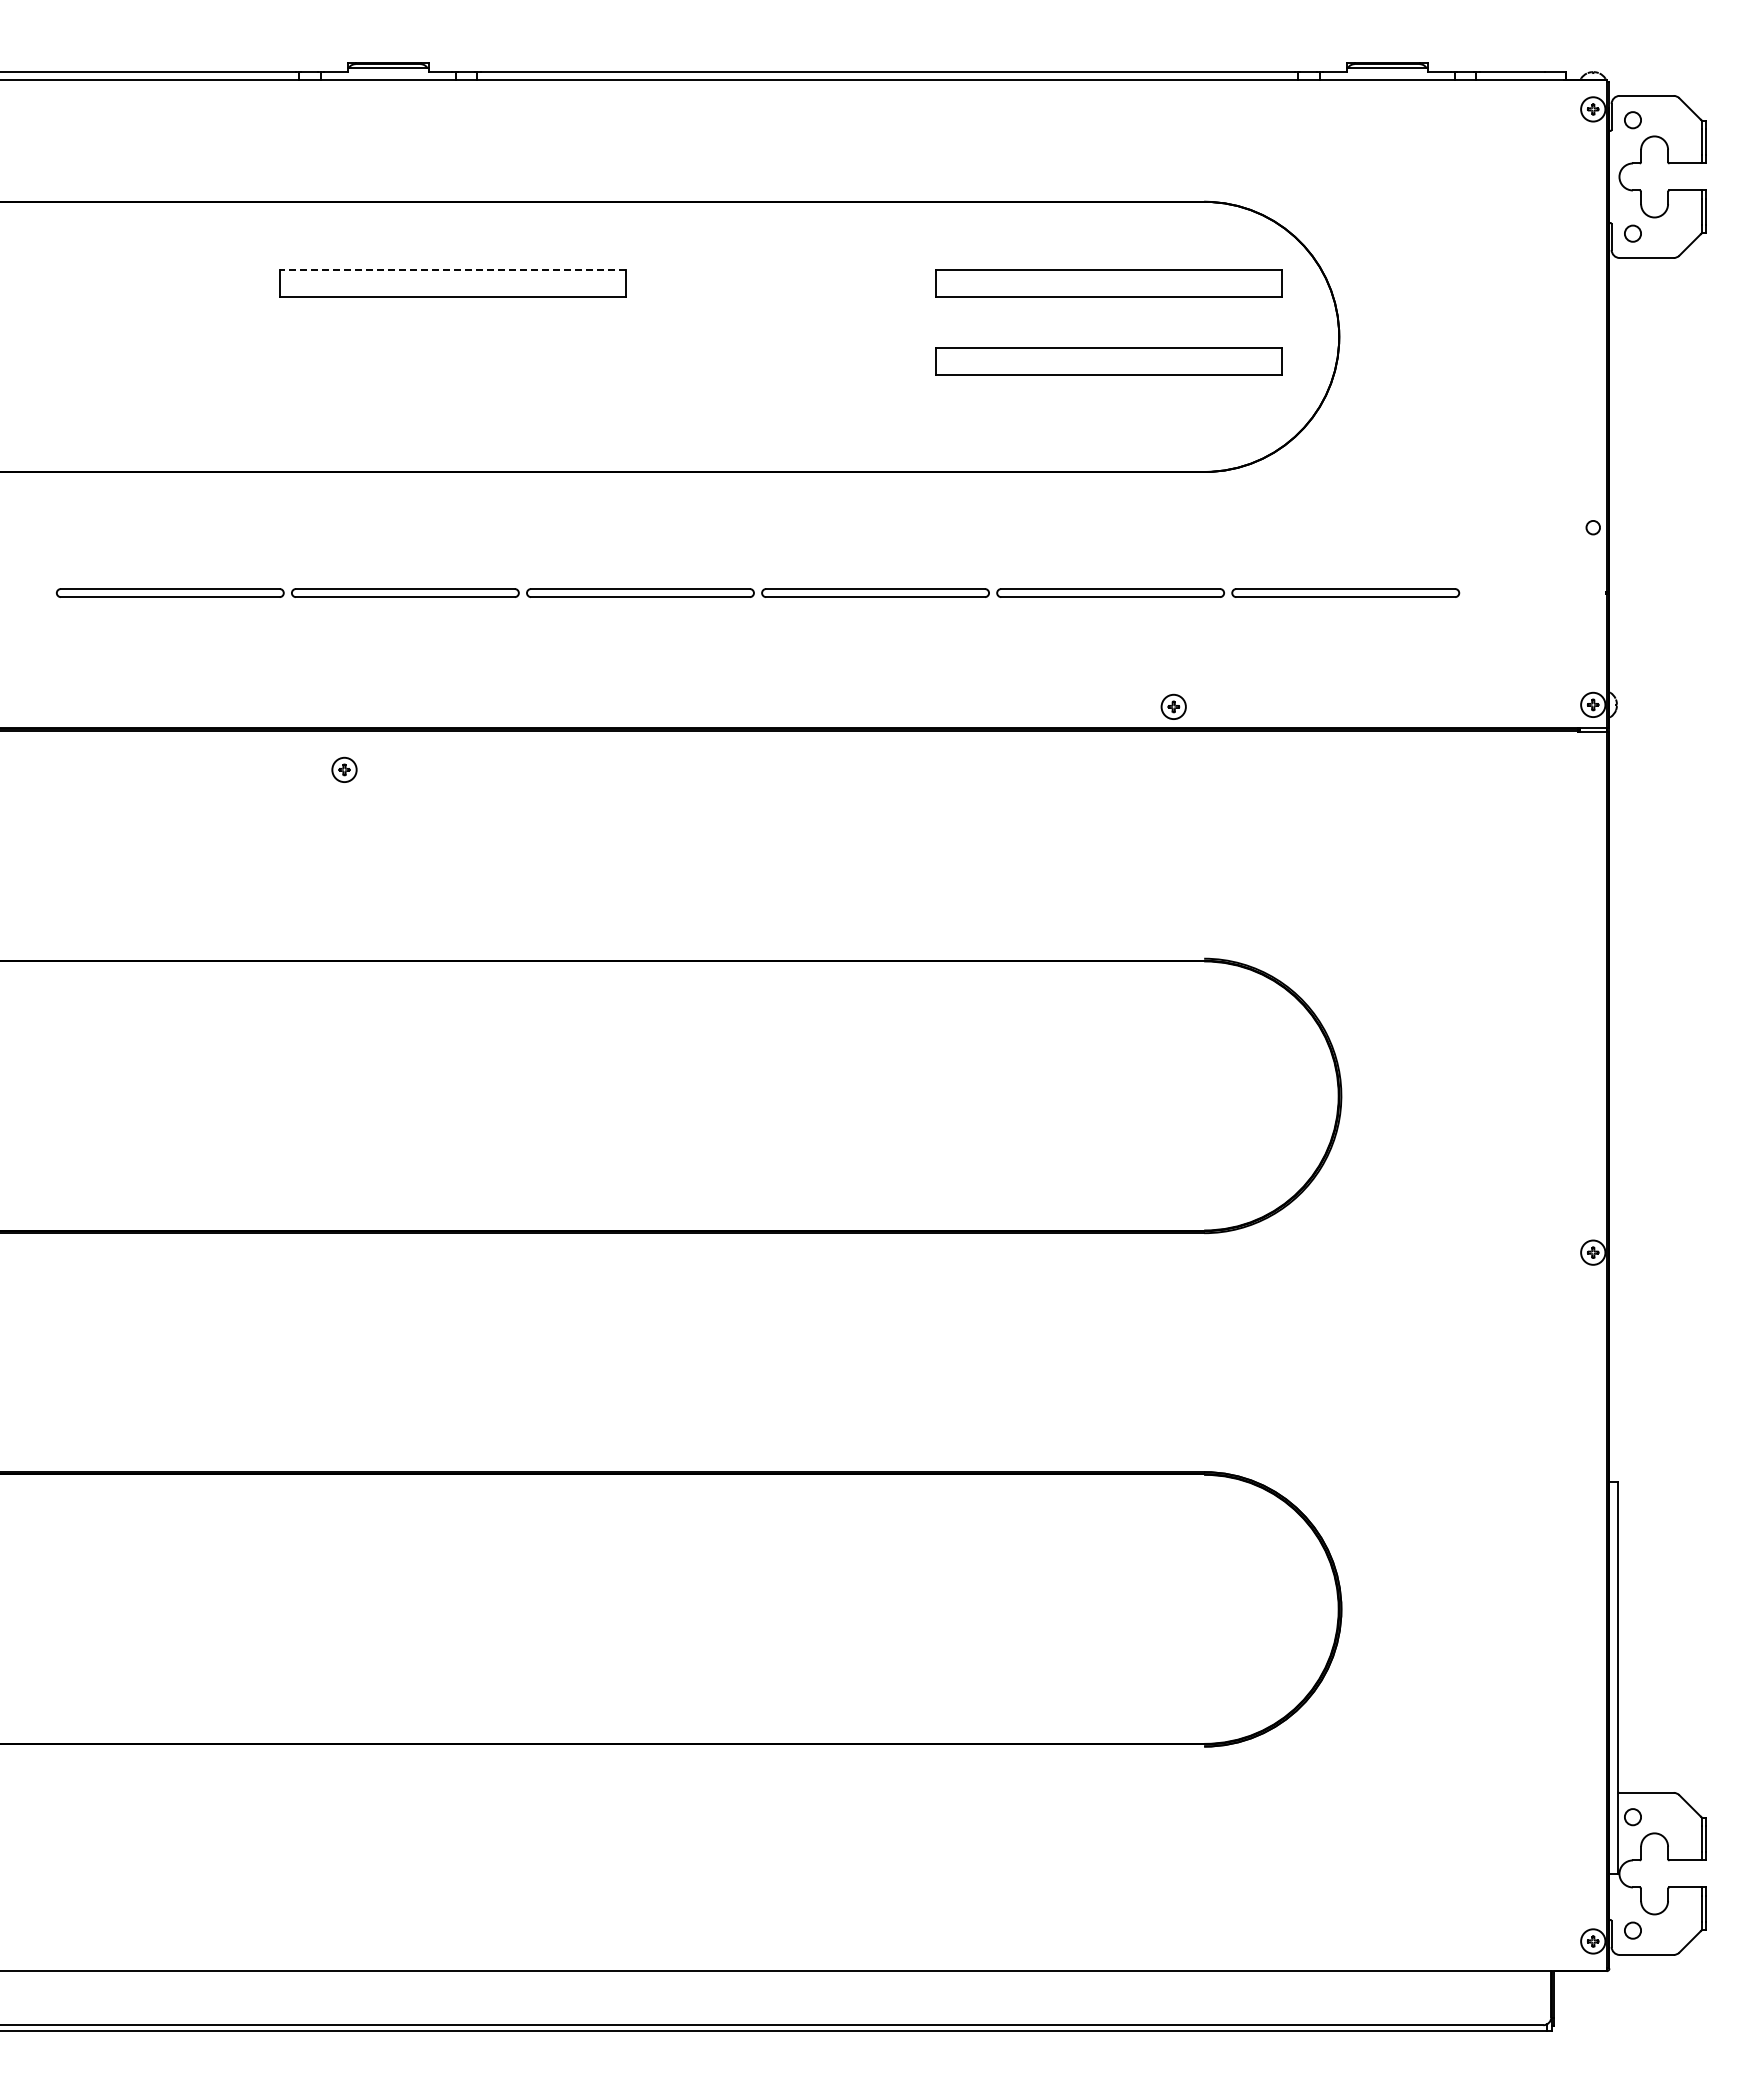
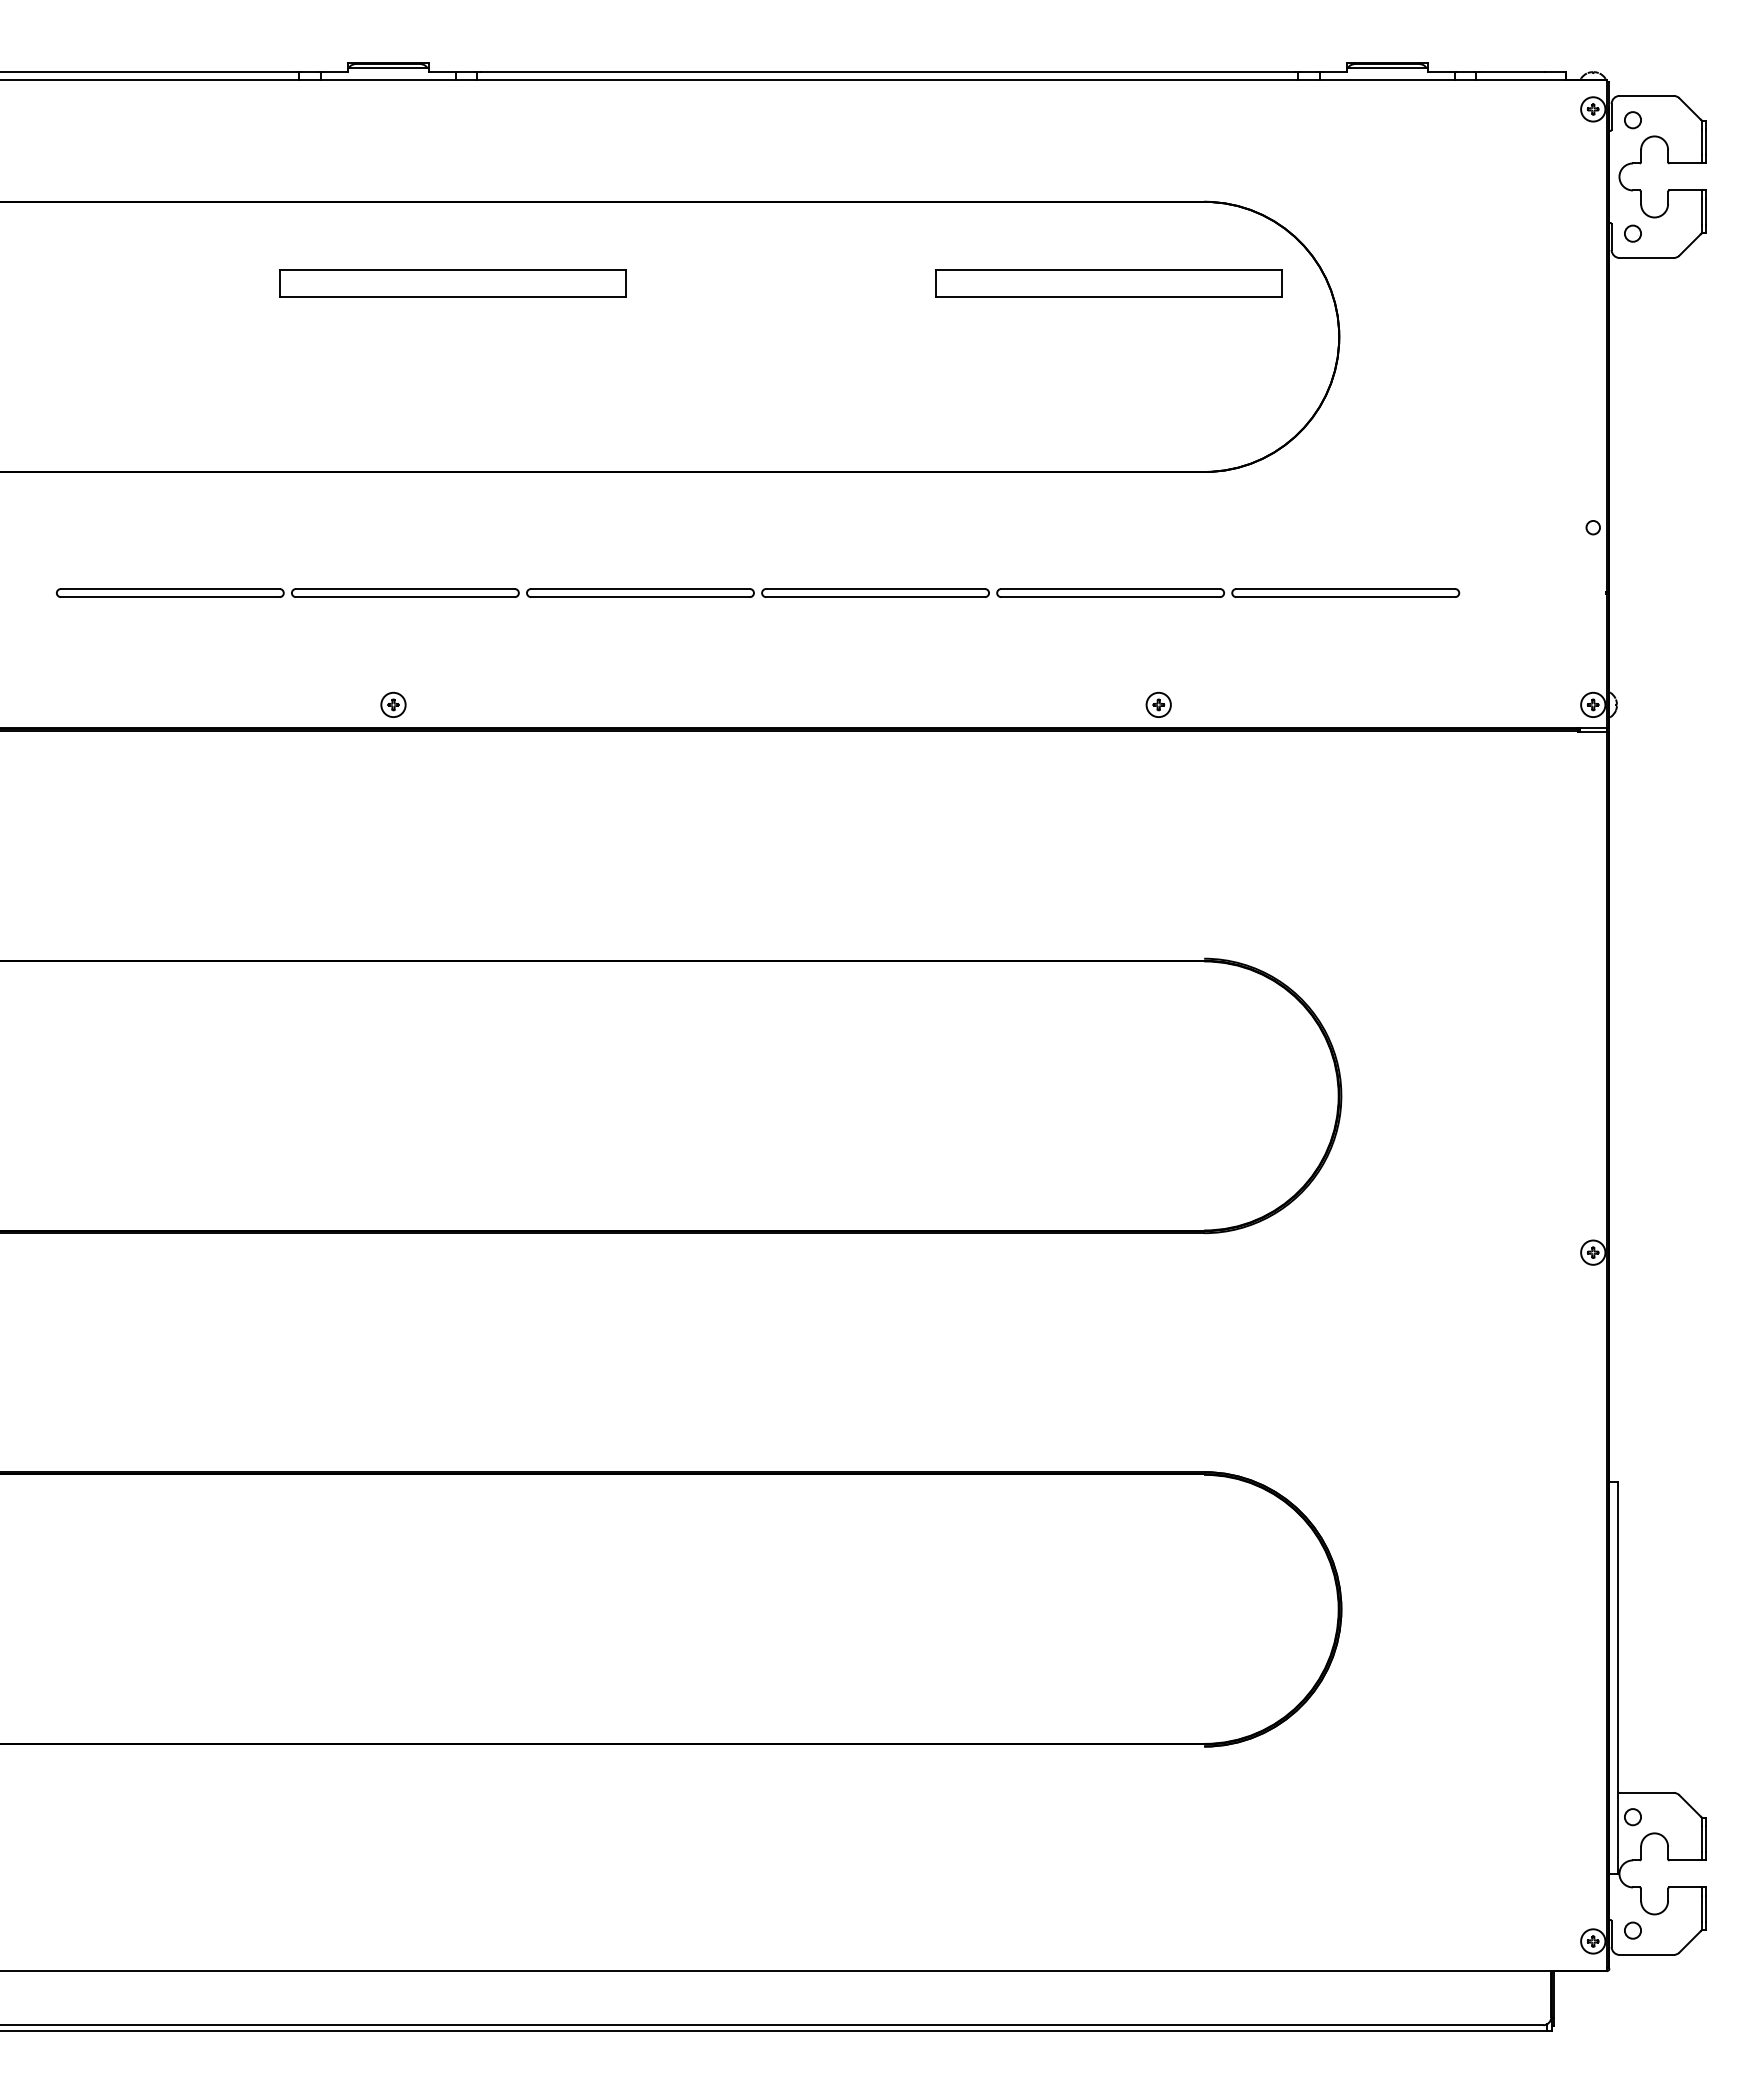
line: dashed -> solid (453, 270)
part: present -> none (1108, 361)
part position: (1173, 706) -> (1158, 704) (1158, 704)
part position: (344, 769) -> (393, 704) (393, 704)
